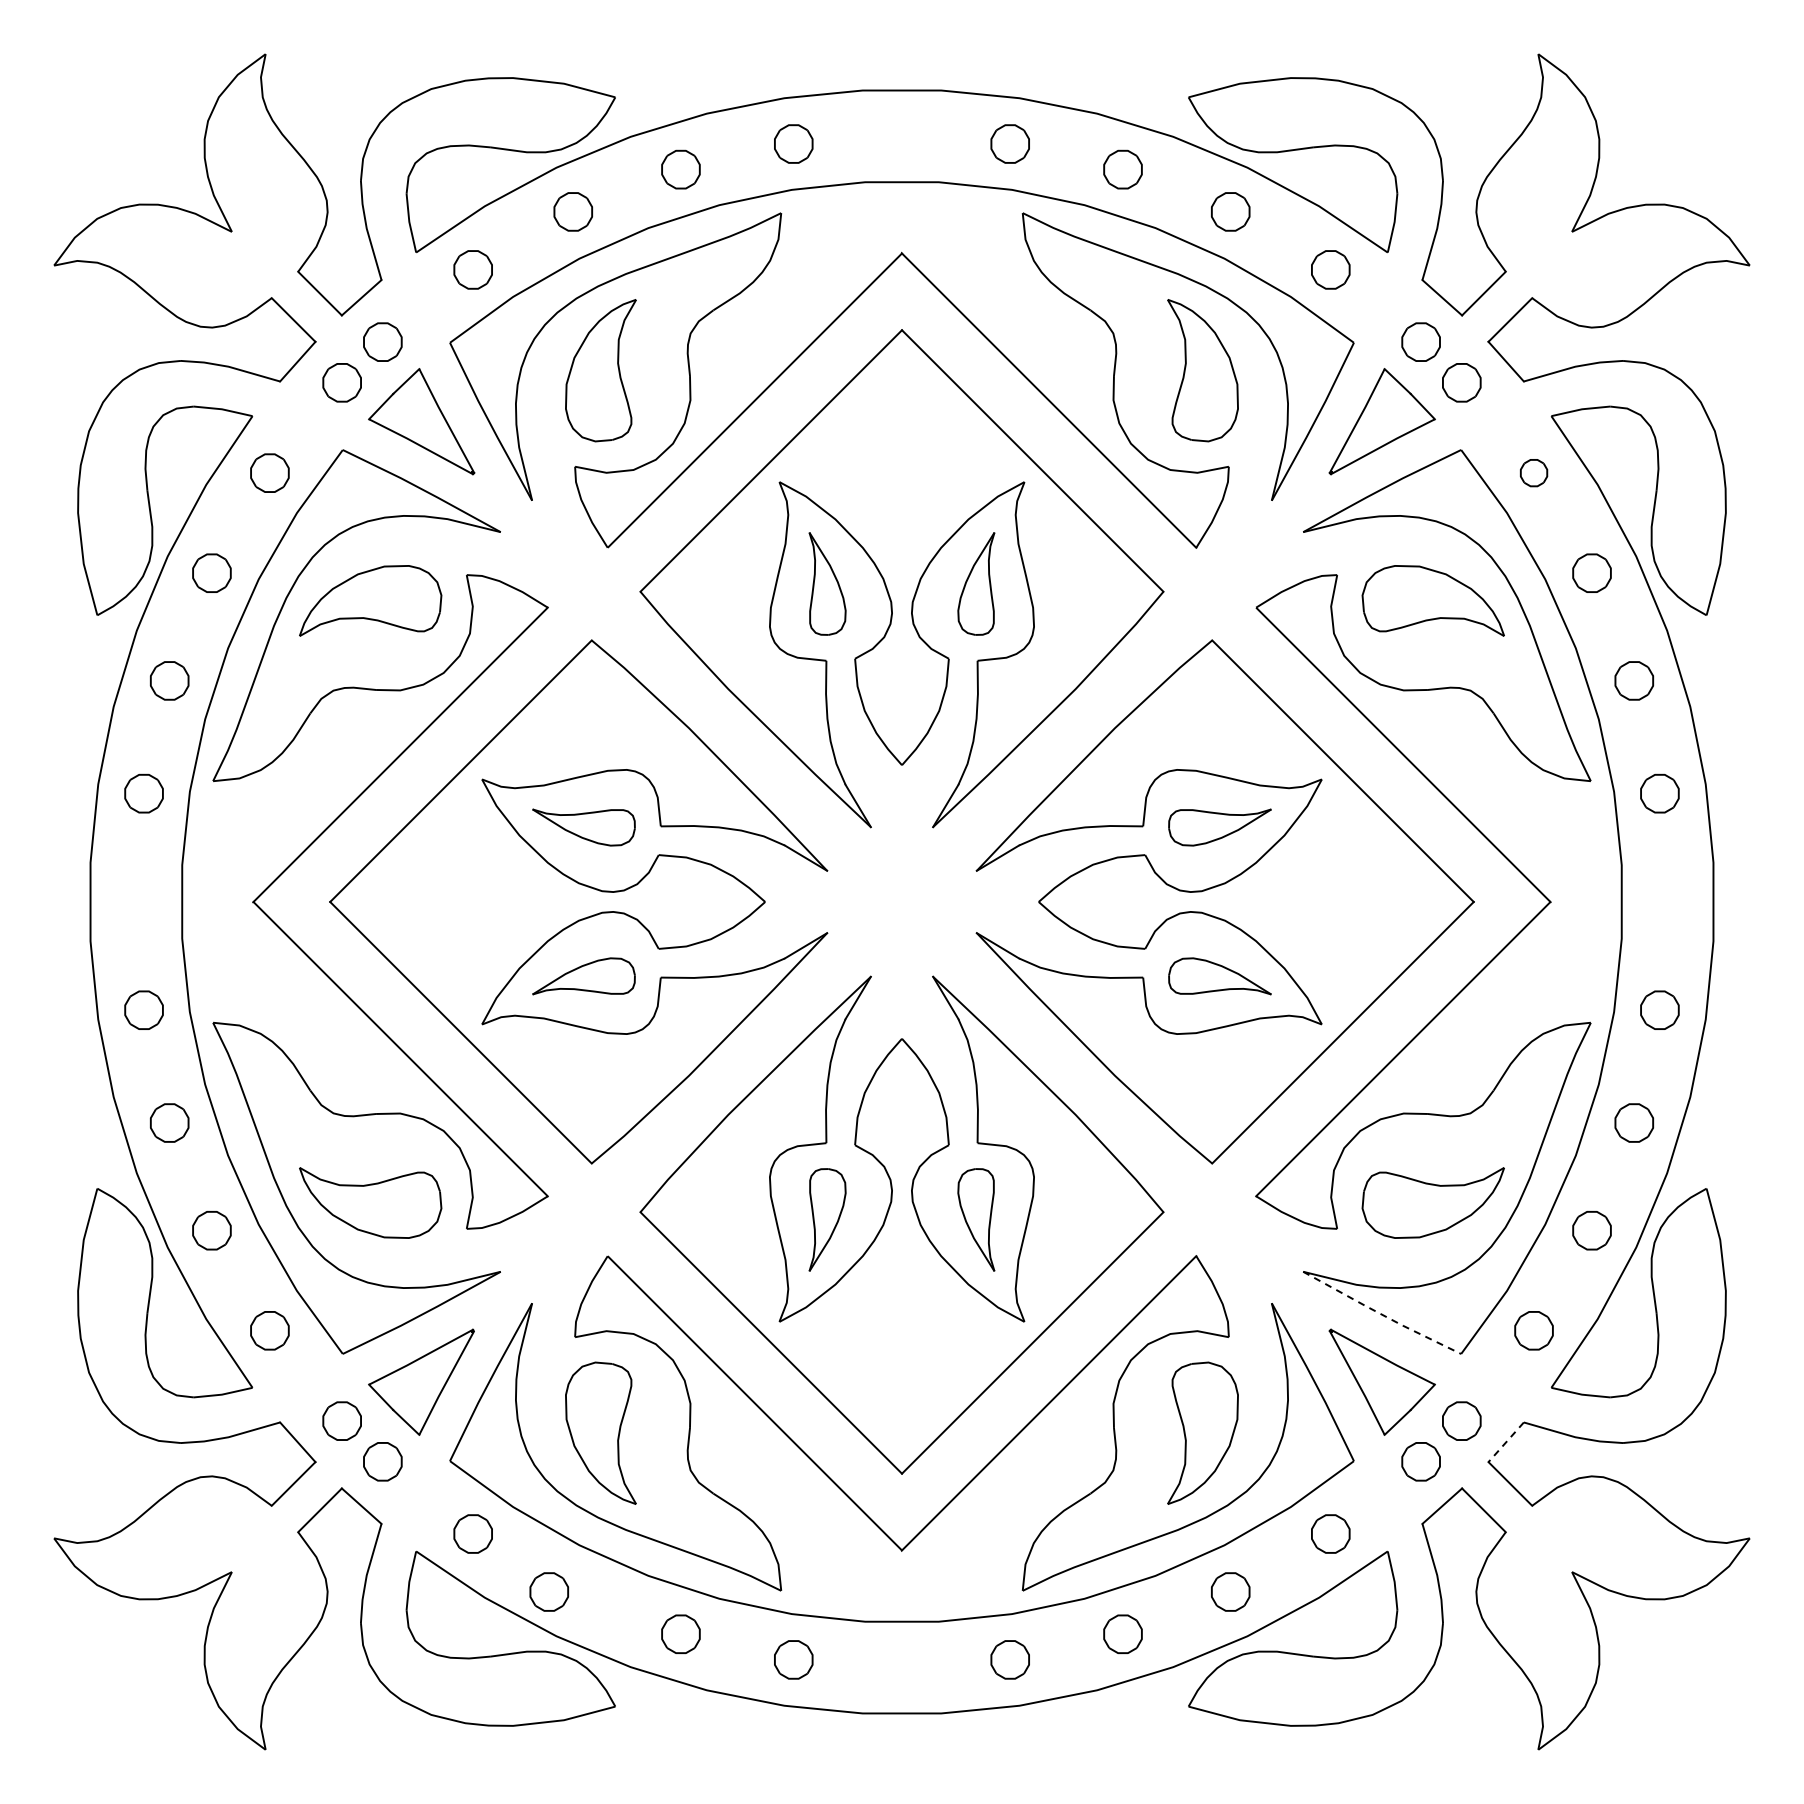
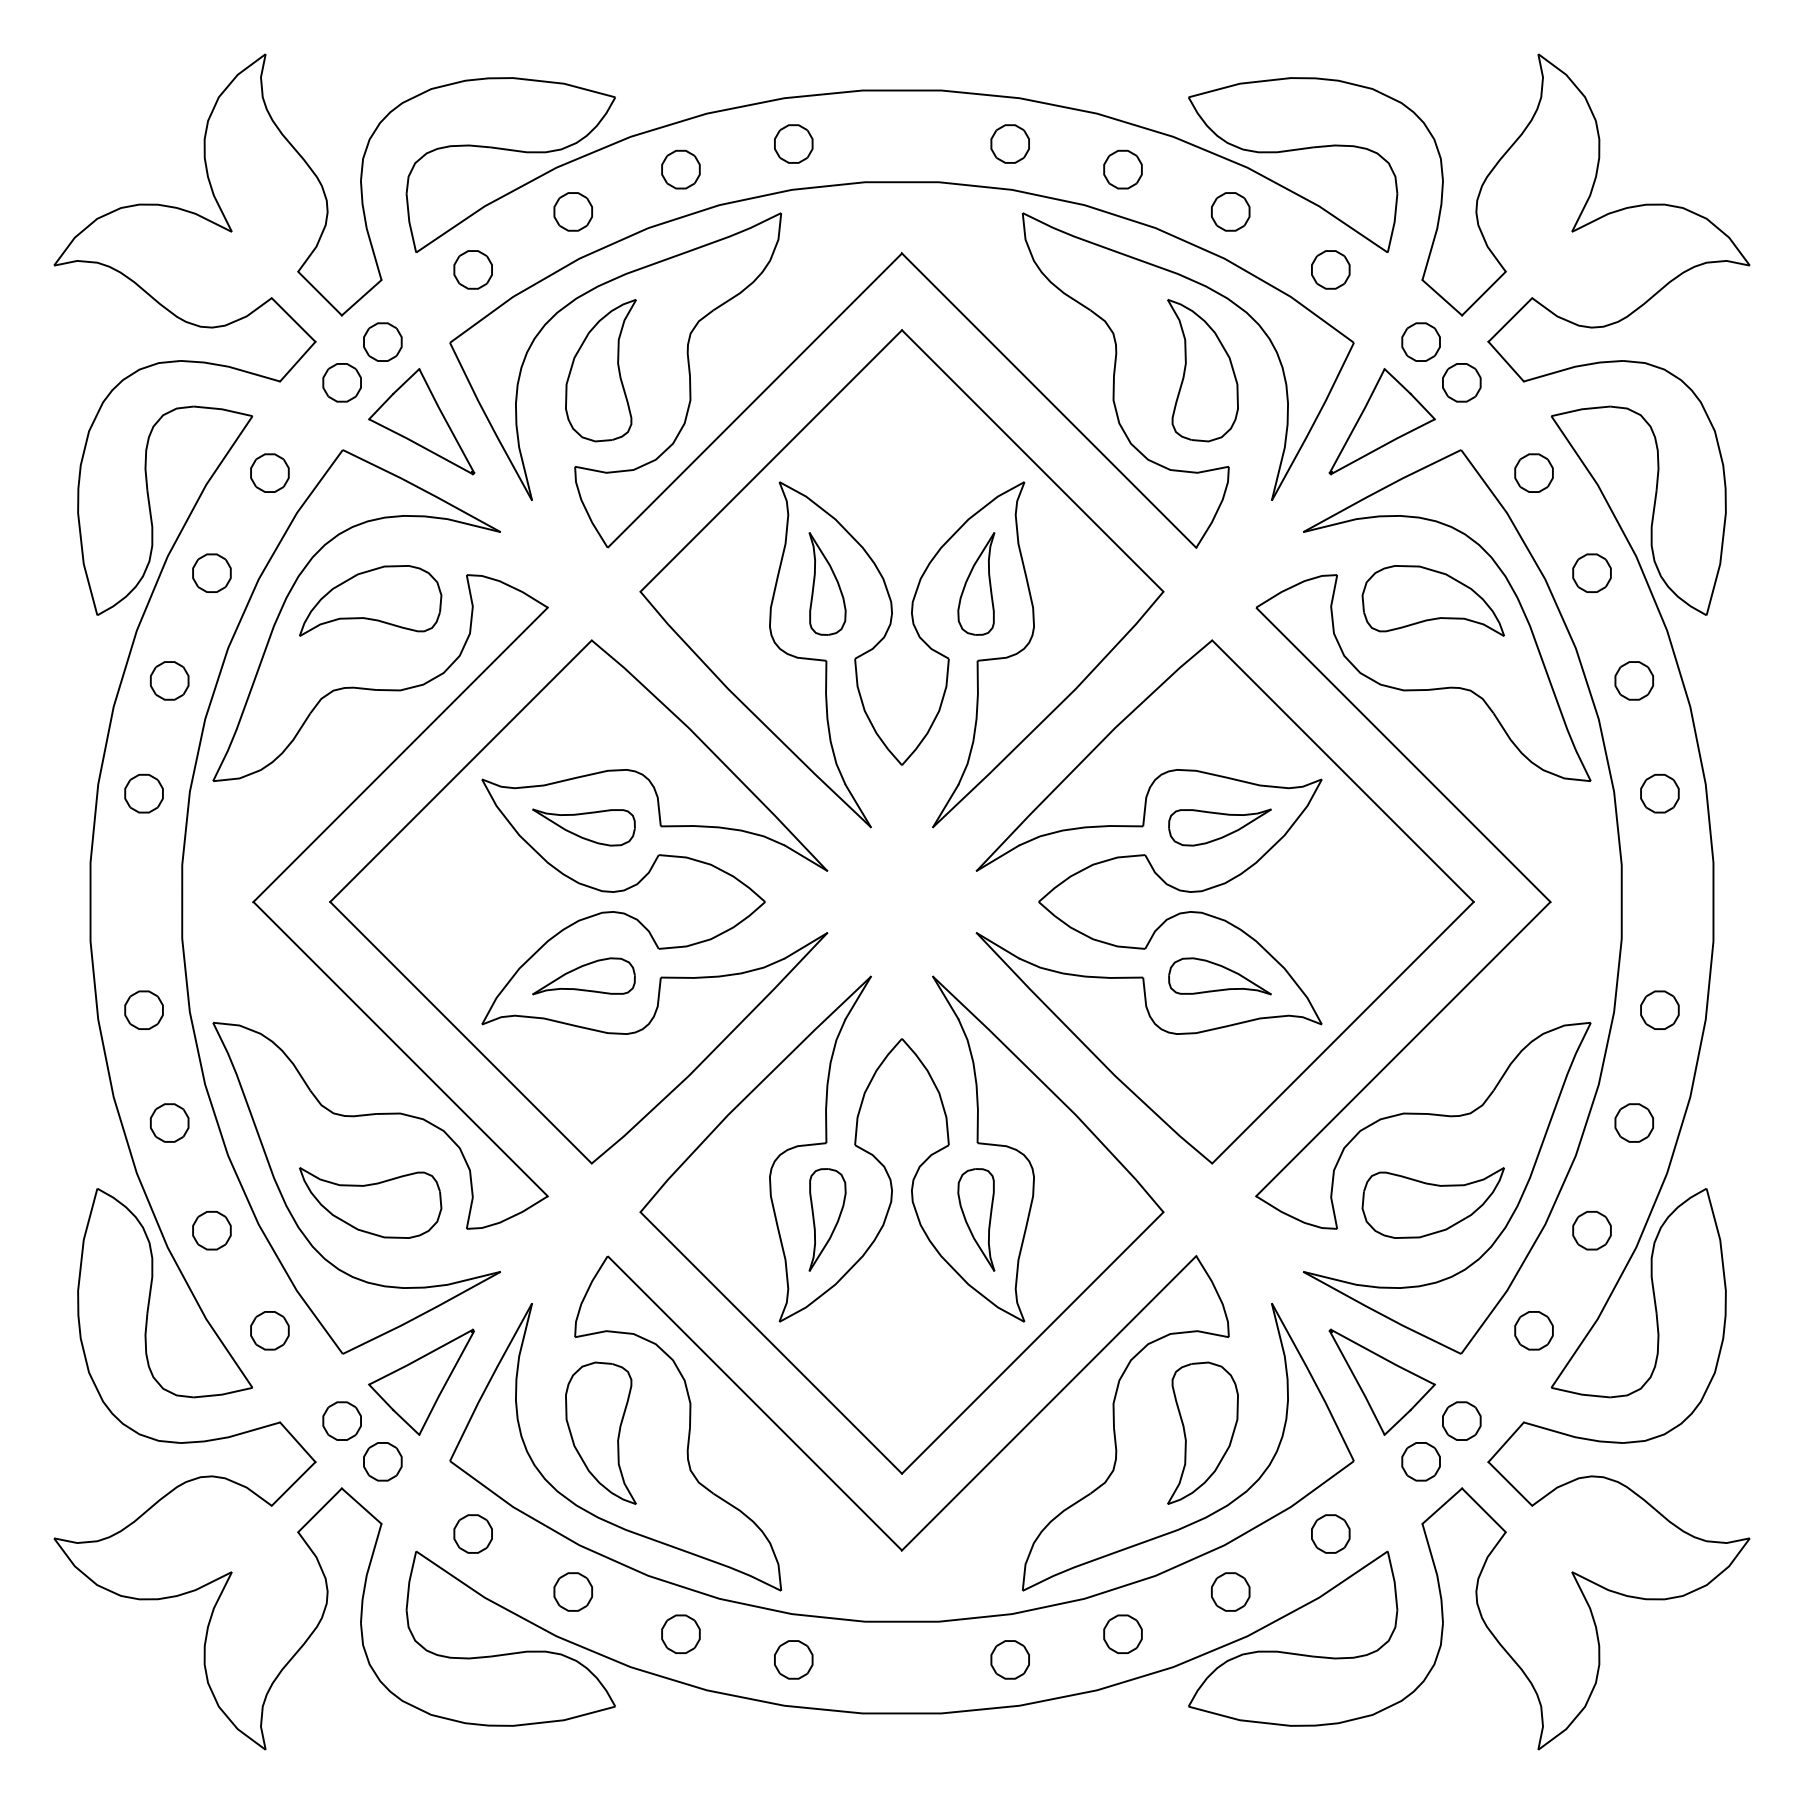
part size: 29x29 px -> 40x40 px (1533, 472)
line: dashed -> solid (1381, 1314)
line: dashed -> solid (1506, 1442)
part position: (548, 1591) -> (572, 1591) (572, 1591)
